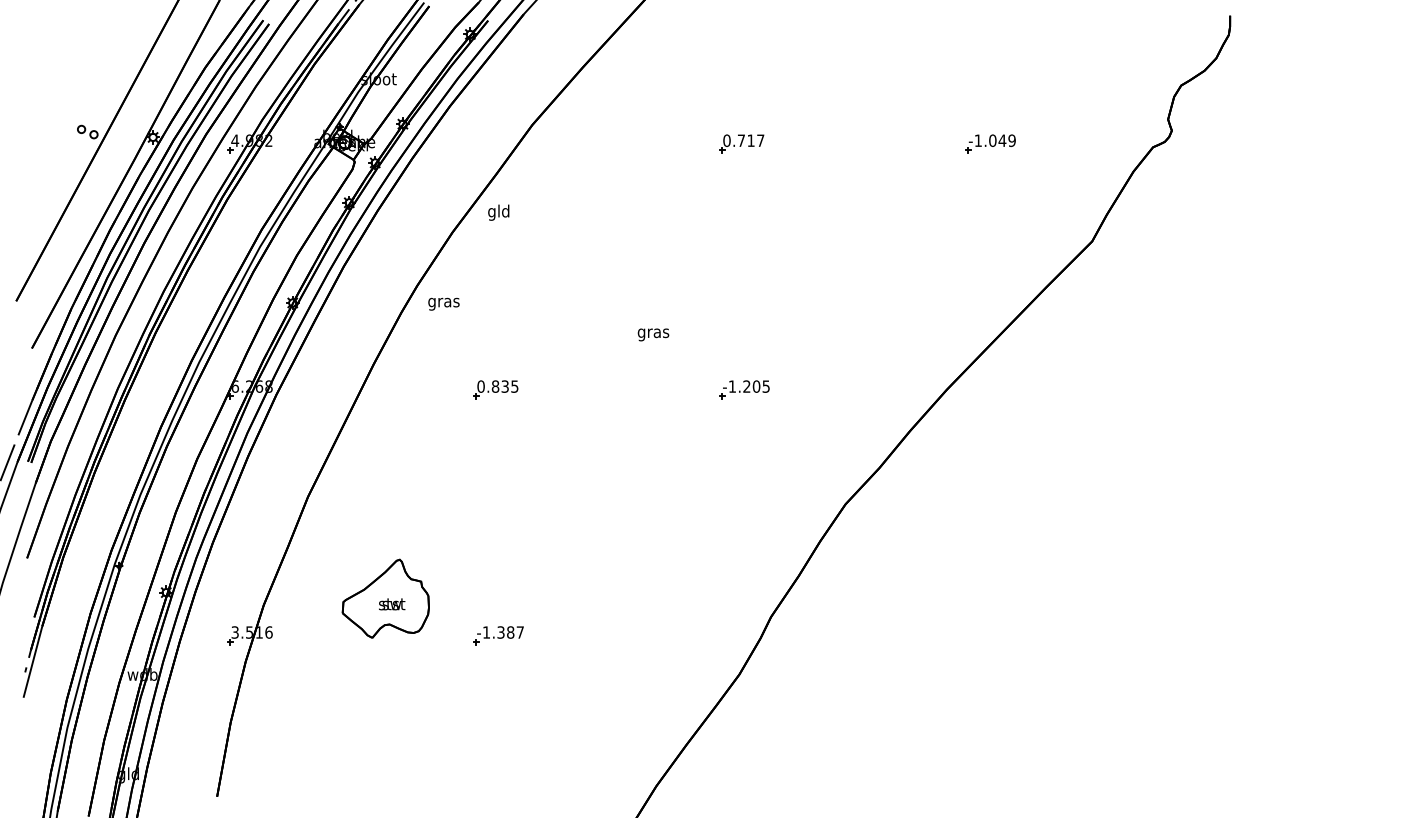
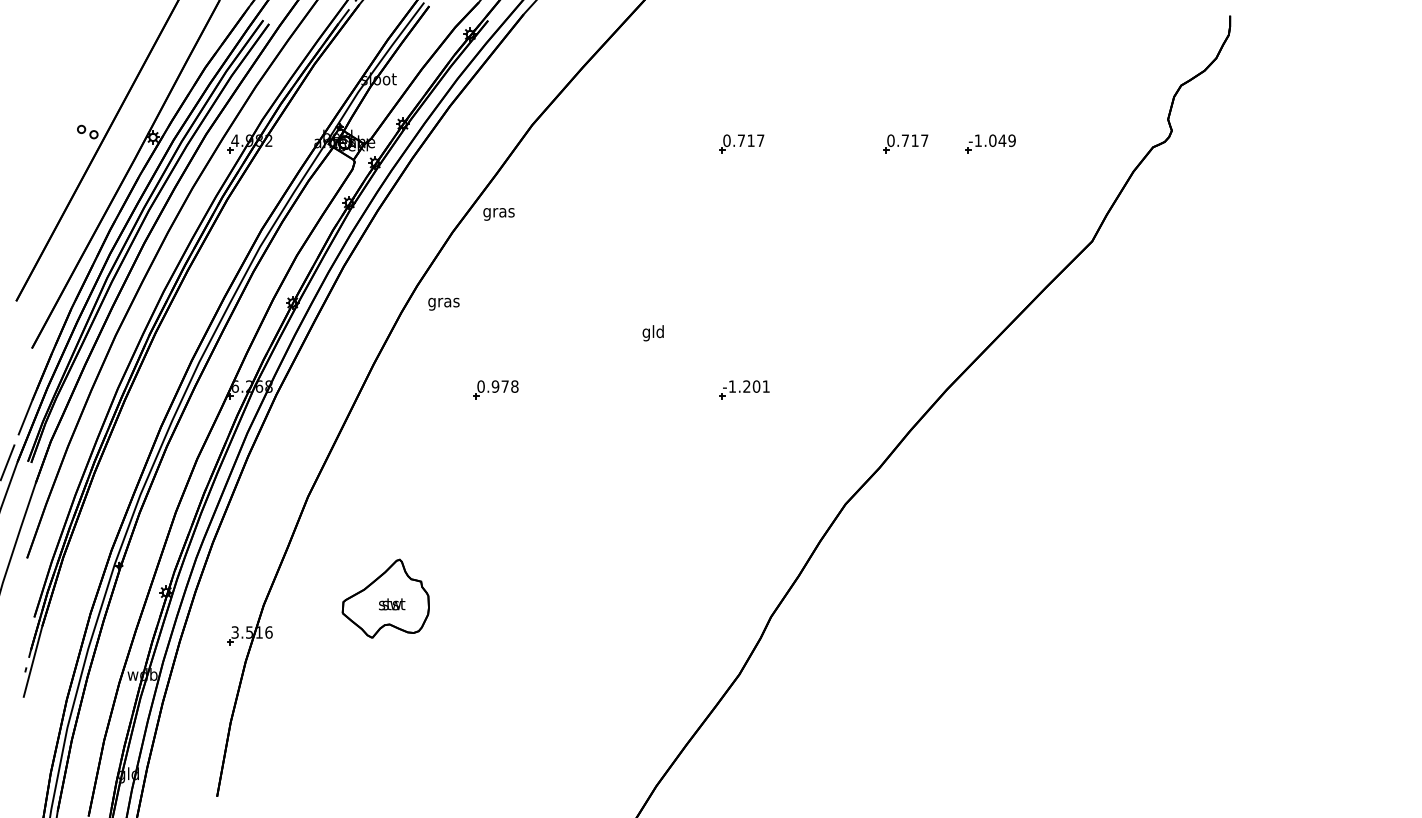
part: none -> present (905, 143)
text: gld -> gras (498, 212)
text: gras -> gld (653, 333)
text: 0.835 -> 0.978 (504, 386)
text: -1.205 -> -1.201 (765, 386)
part: present -> none (498, 635)
